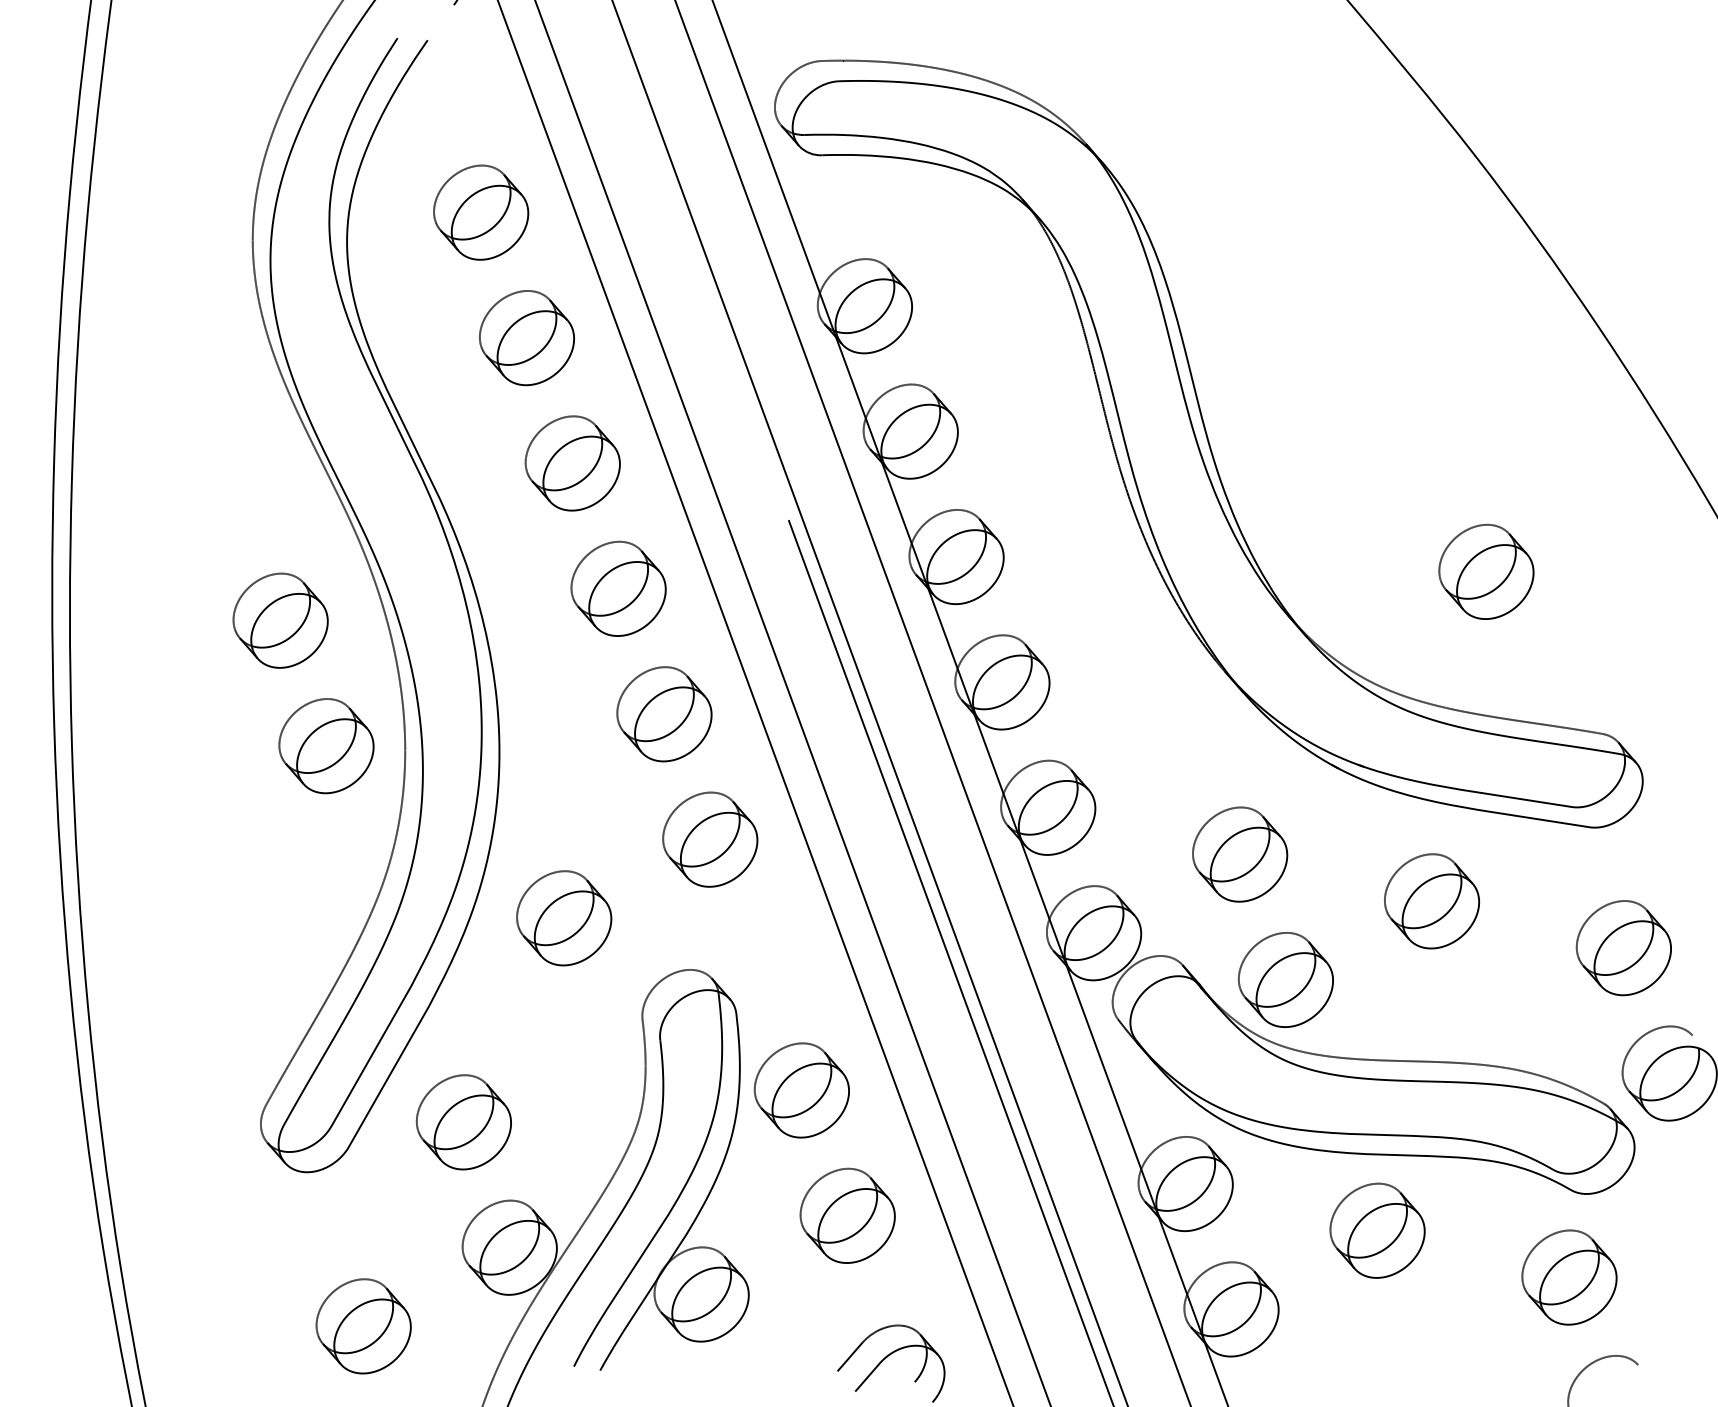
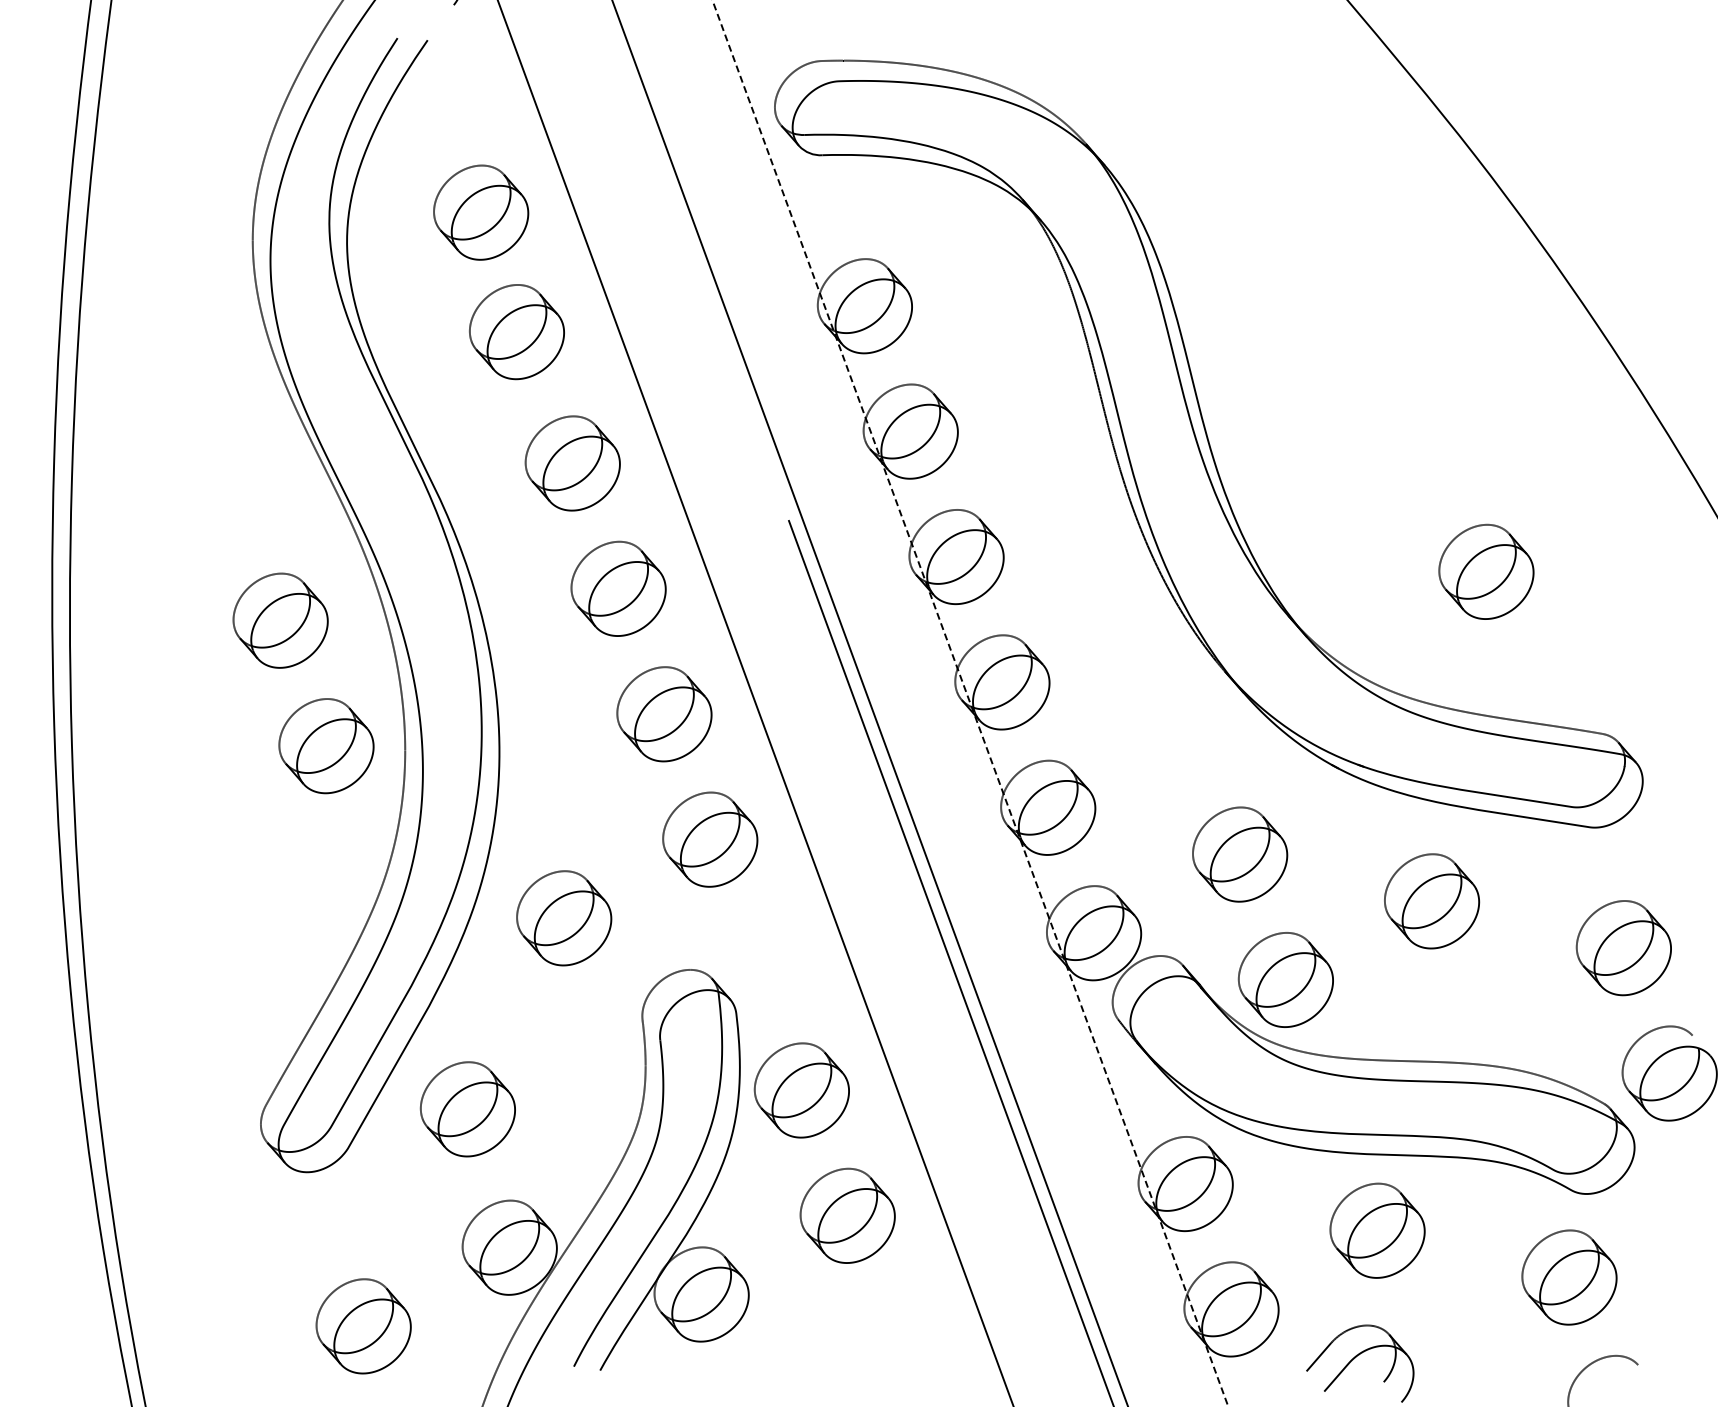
part position: (526, 338) -> (516, 332) (516, 332)
line: present -> none (792, 702)
line: present -> none (932, 702)
line: solid -> dashed (970, 703)
part position: (463, 1122) -> (467, 1109) (467, 1109)
part position: (886, 1358) -> (1355, 1358) (1355, 1358)
